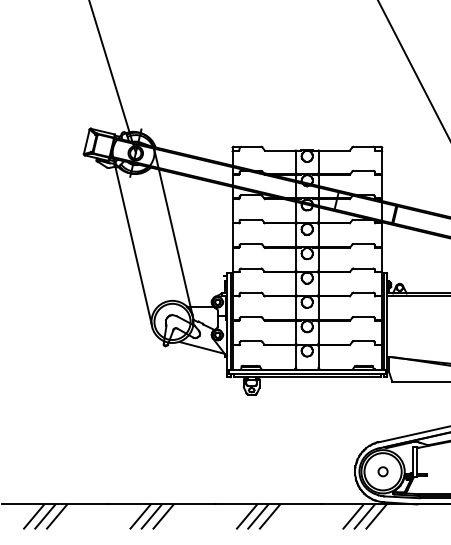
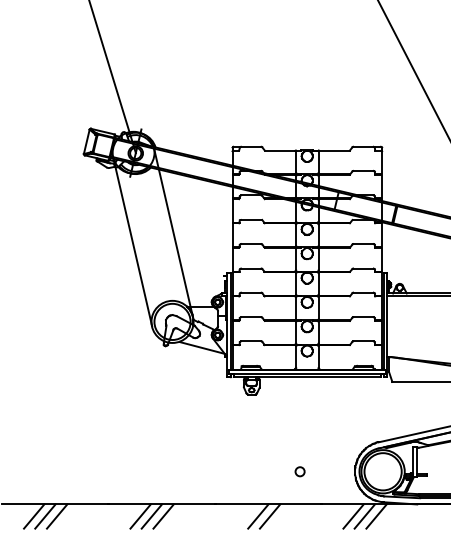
circle position: (382, 471) -> (299, 471) (299, 471)
line: present -> none (246, 516)
